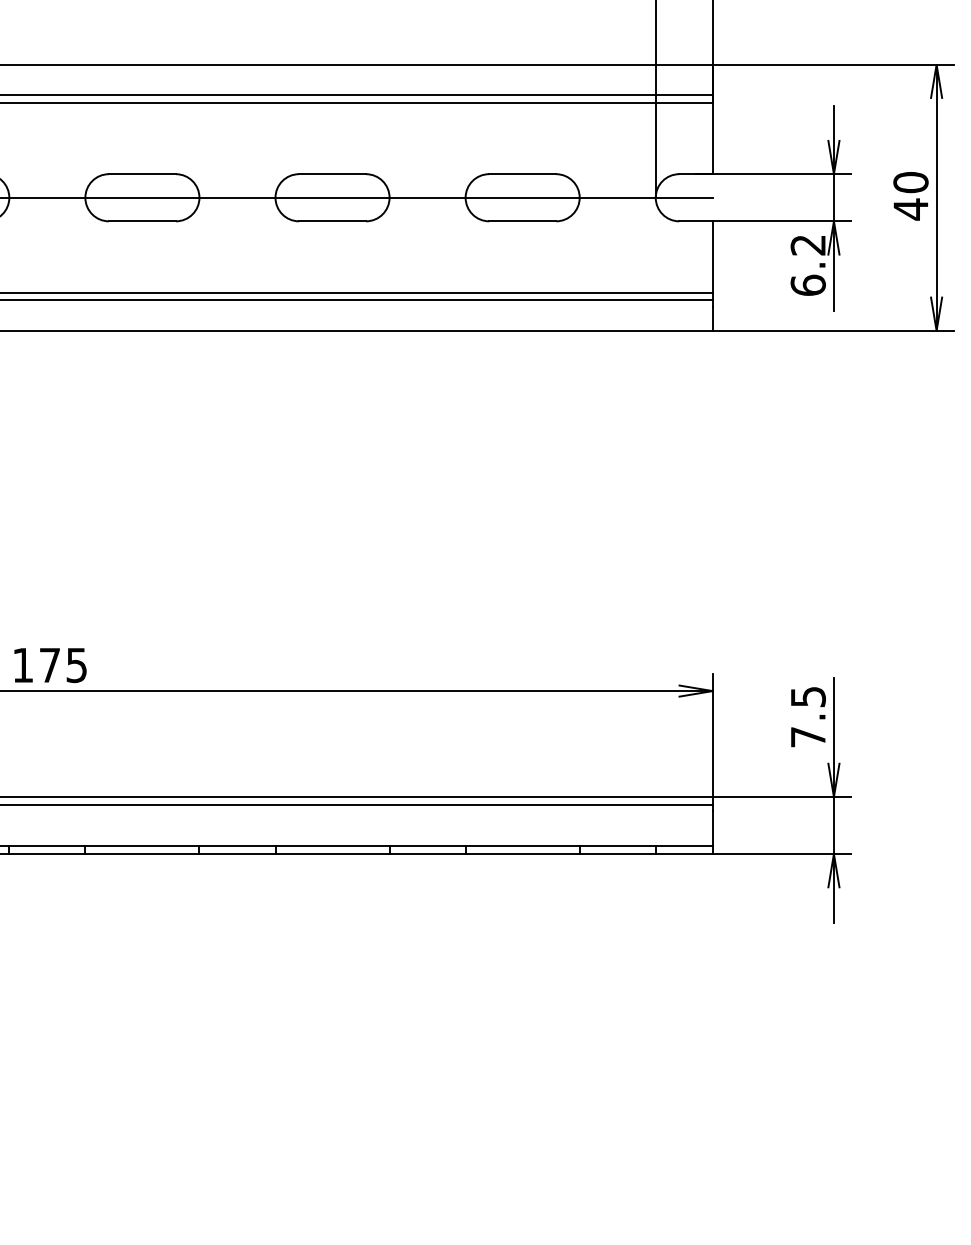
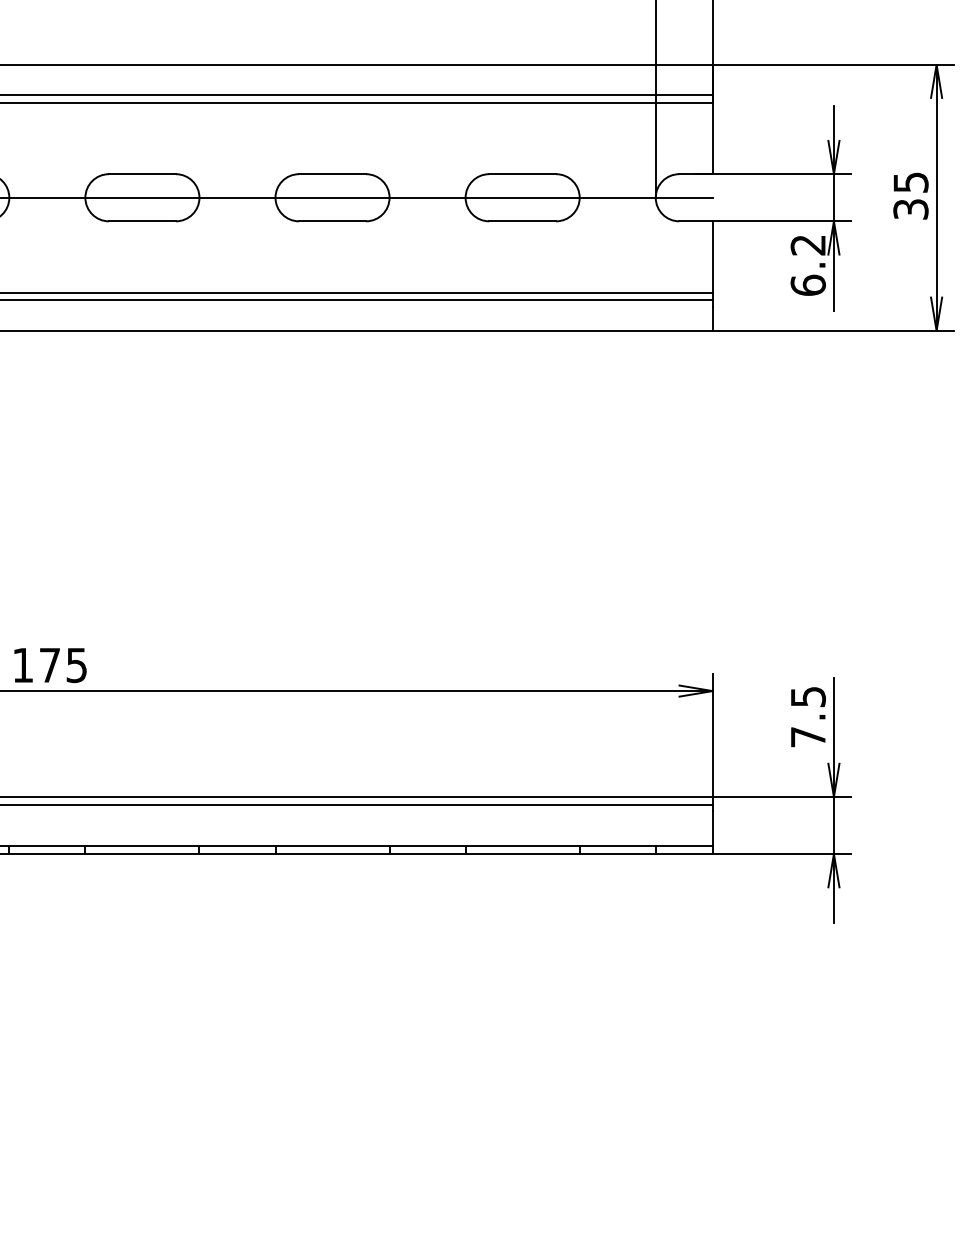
text: 40 -> 35 (910, 196)
